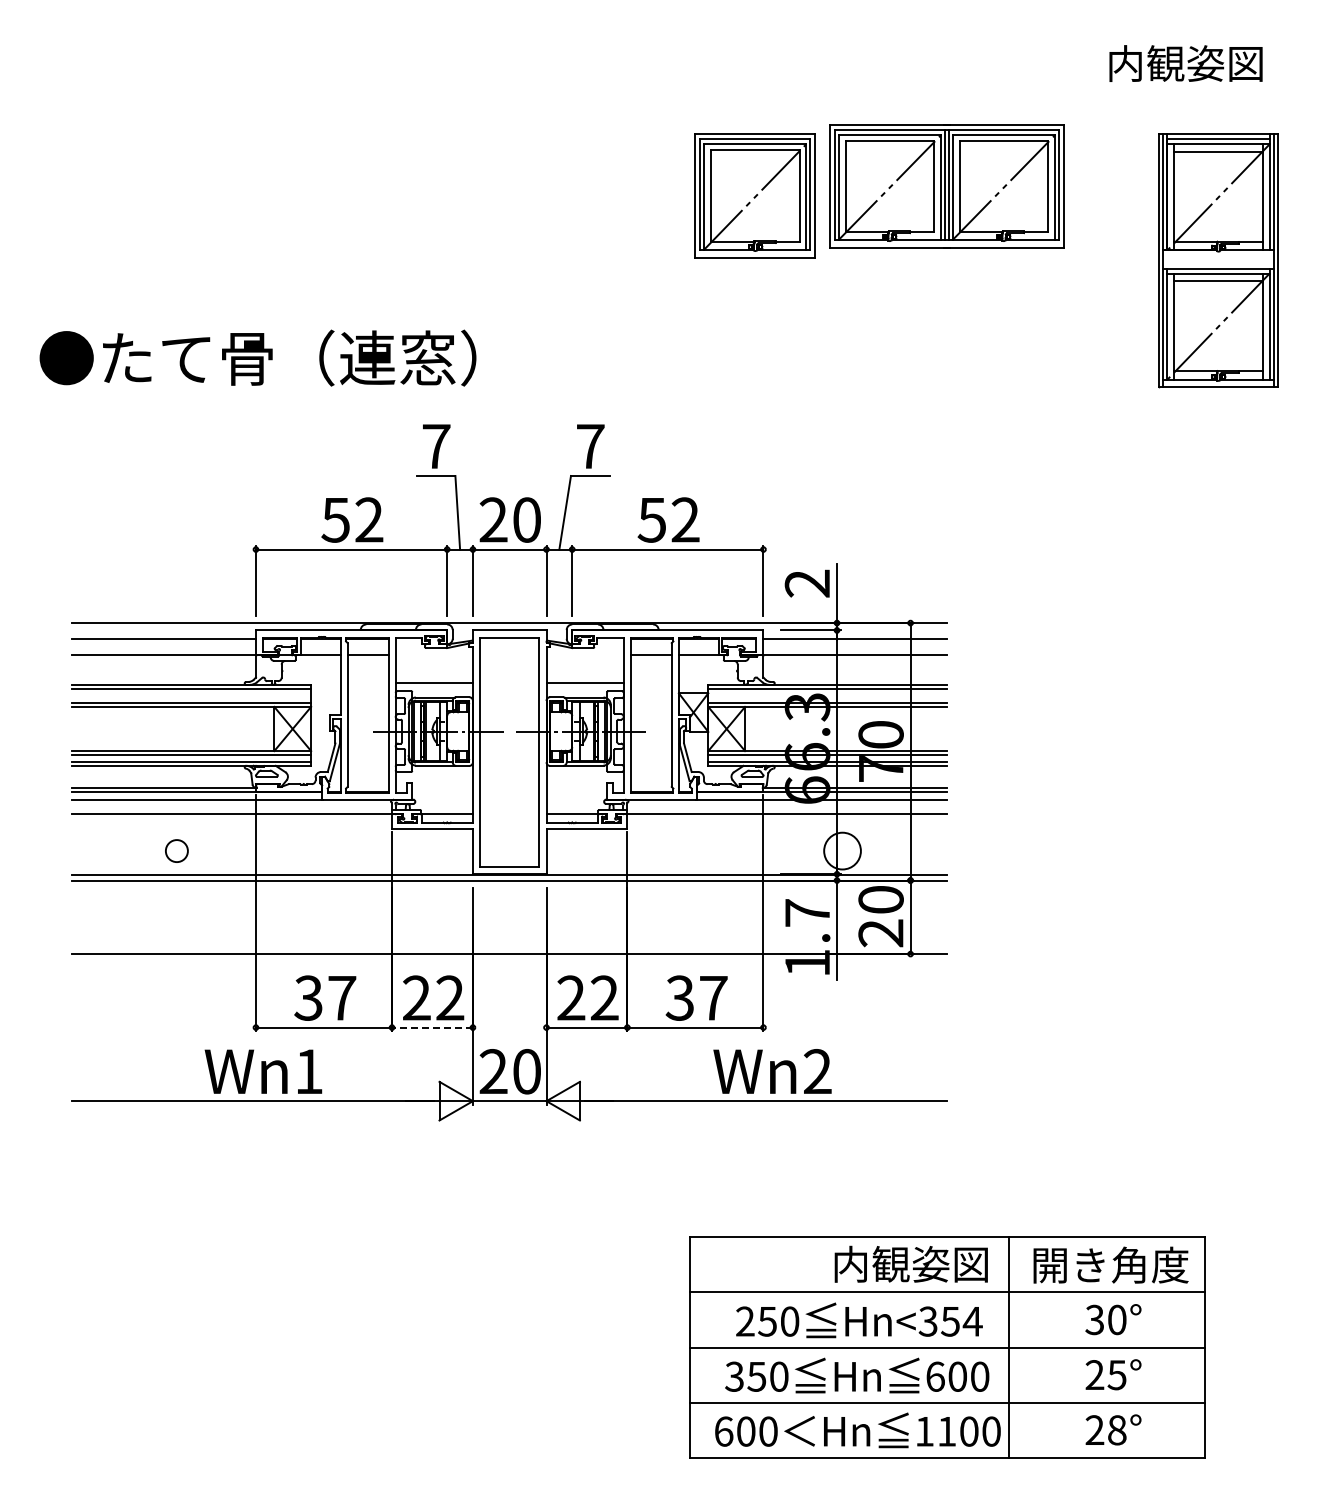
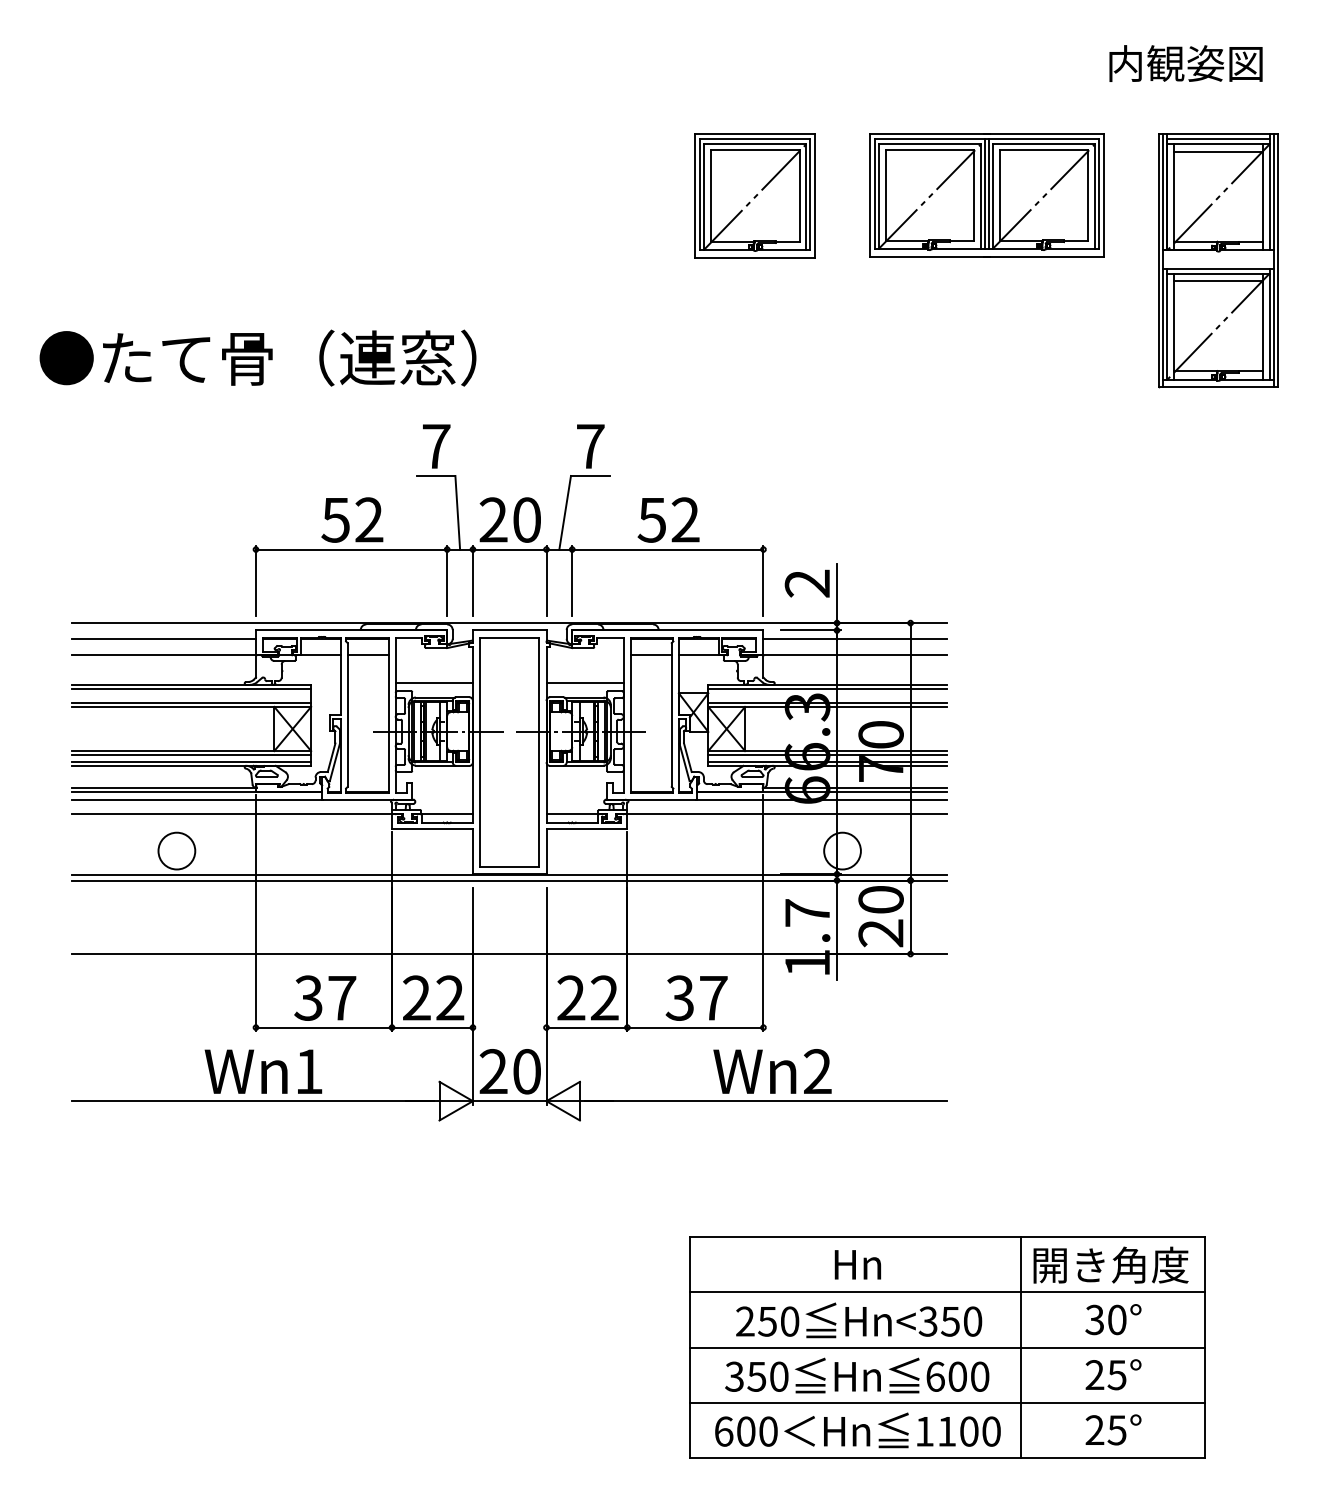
part position: (946, 186) -> (986, 195) (986, 195)
circle diameter: 22 px -> 37 px (176, 850)
line: dashed -> solid (431, 1027)
text: 内観姿図 -> Hn (910, 1263)
text: Hn<354 -> Hn<350 (972, 1321)
line position: (1008, 1347) -> (1020, 1347) (1020, 1347)
text: 28° -> 25° (1116, 1430)
